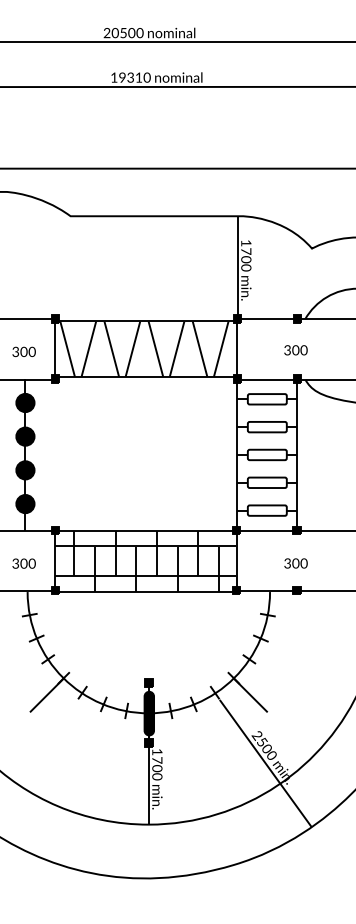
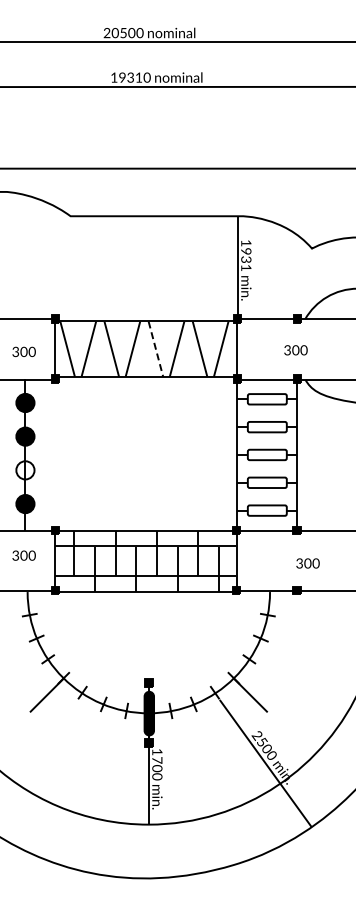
text: 1700 -> 1931 (246, 259)
line: solid -> dashed (155, 349)
fill: present -> none (25, 470)
text position: (23, 563) -> (23, 555) (23, 555)
text position: (295, 563) -> (307, 563) (307, 563)
